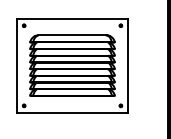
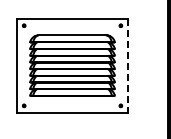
line: solid -> dashed (127, 65)
